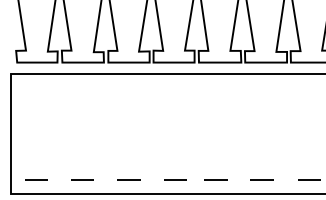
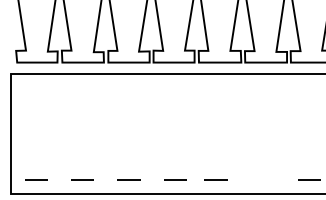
line: present -> none (261, 179)
